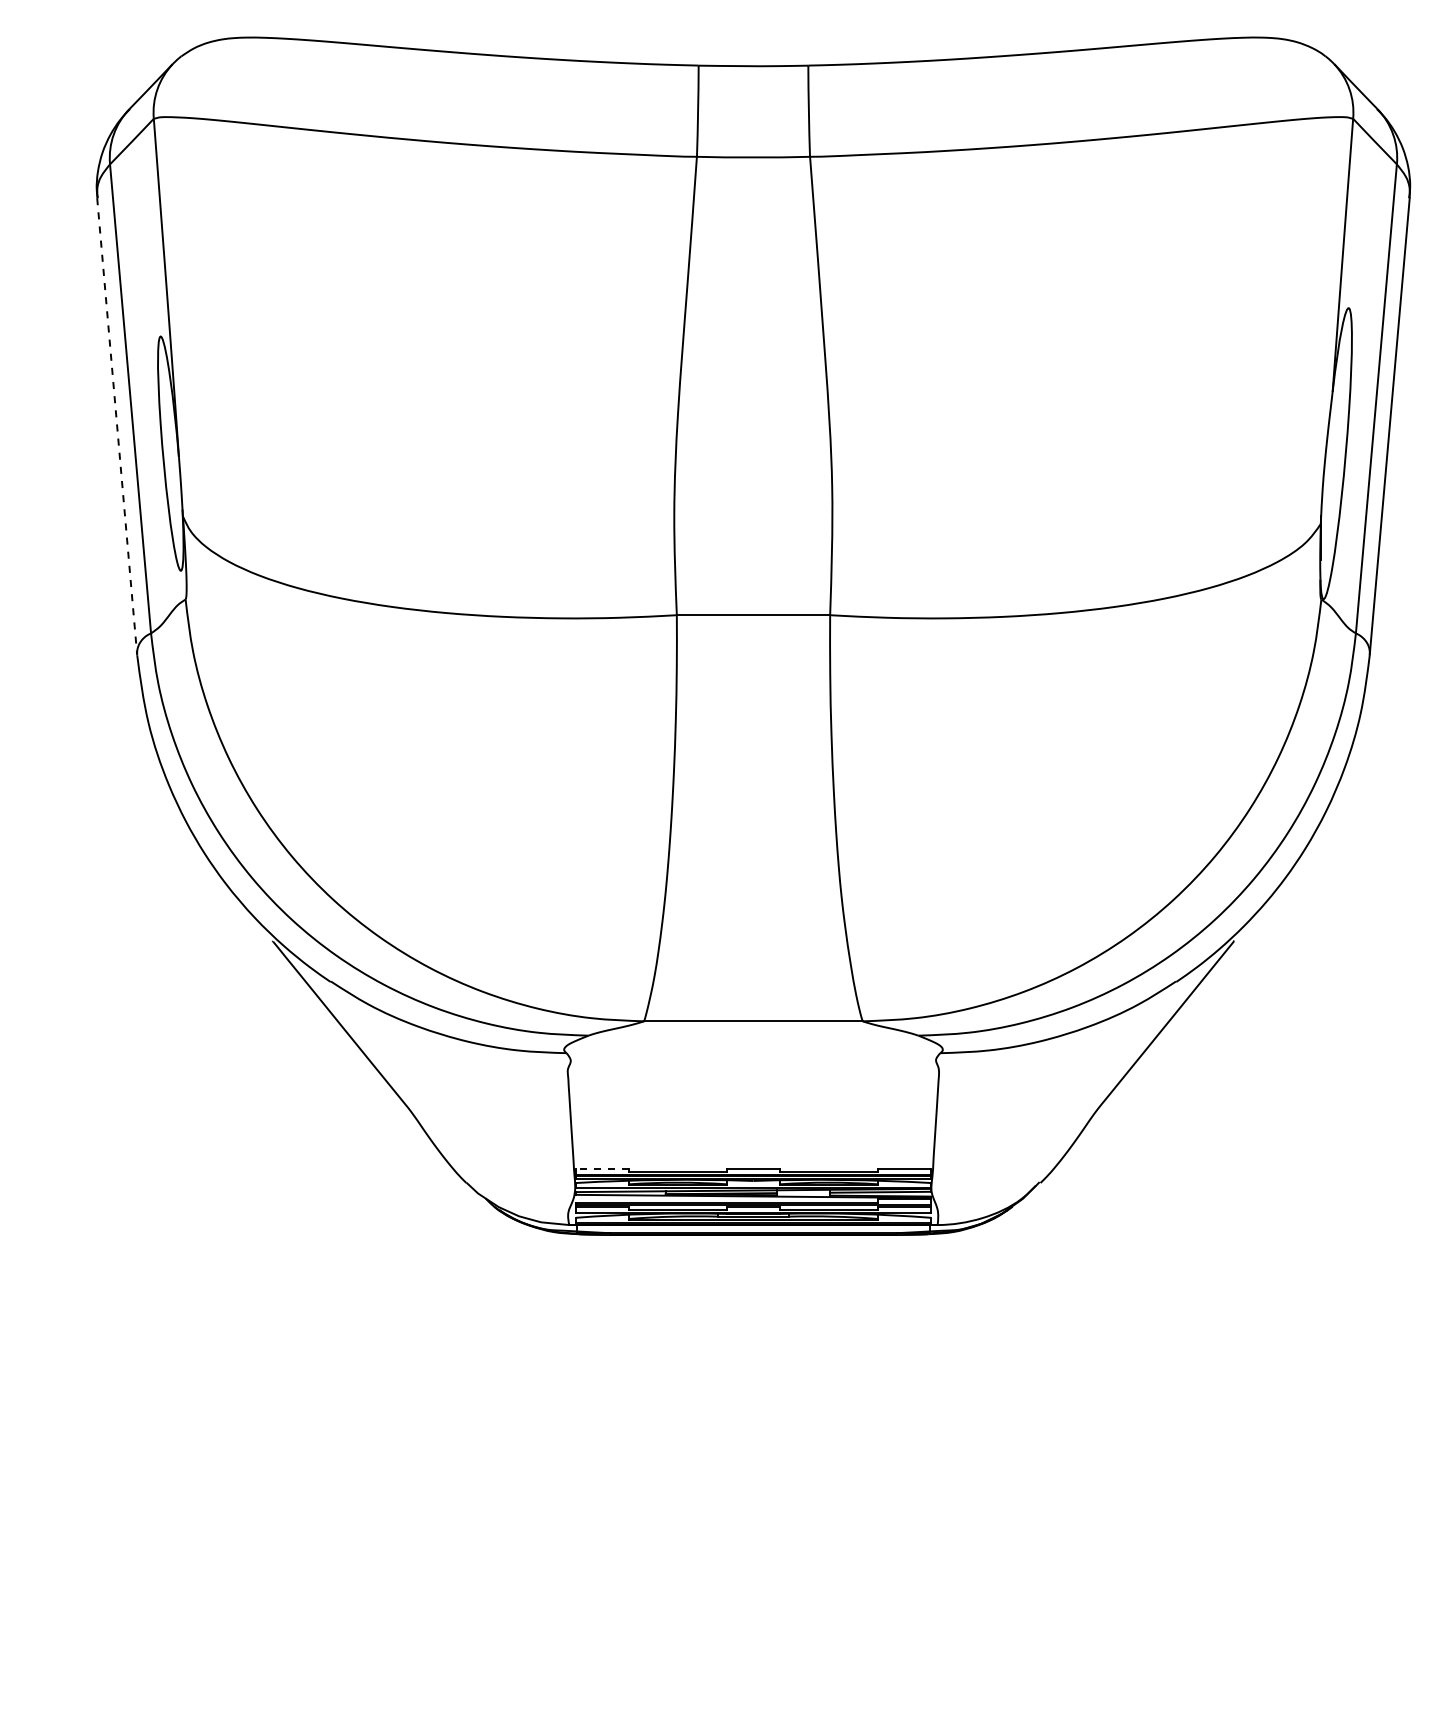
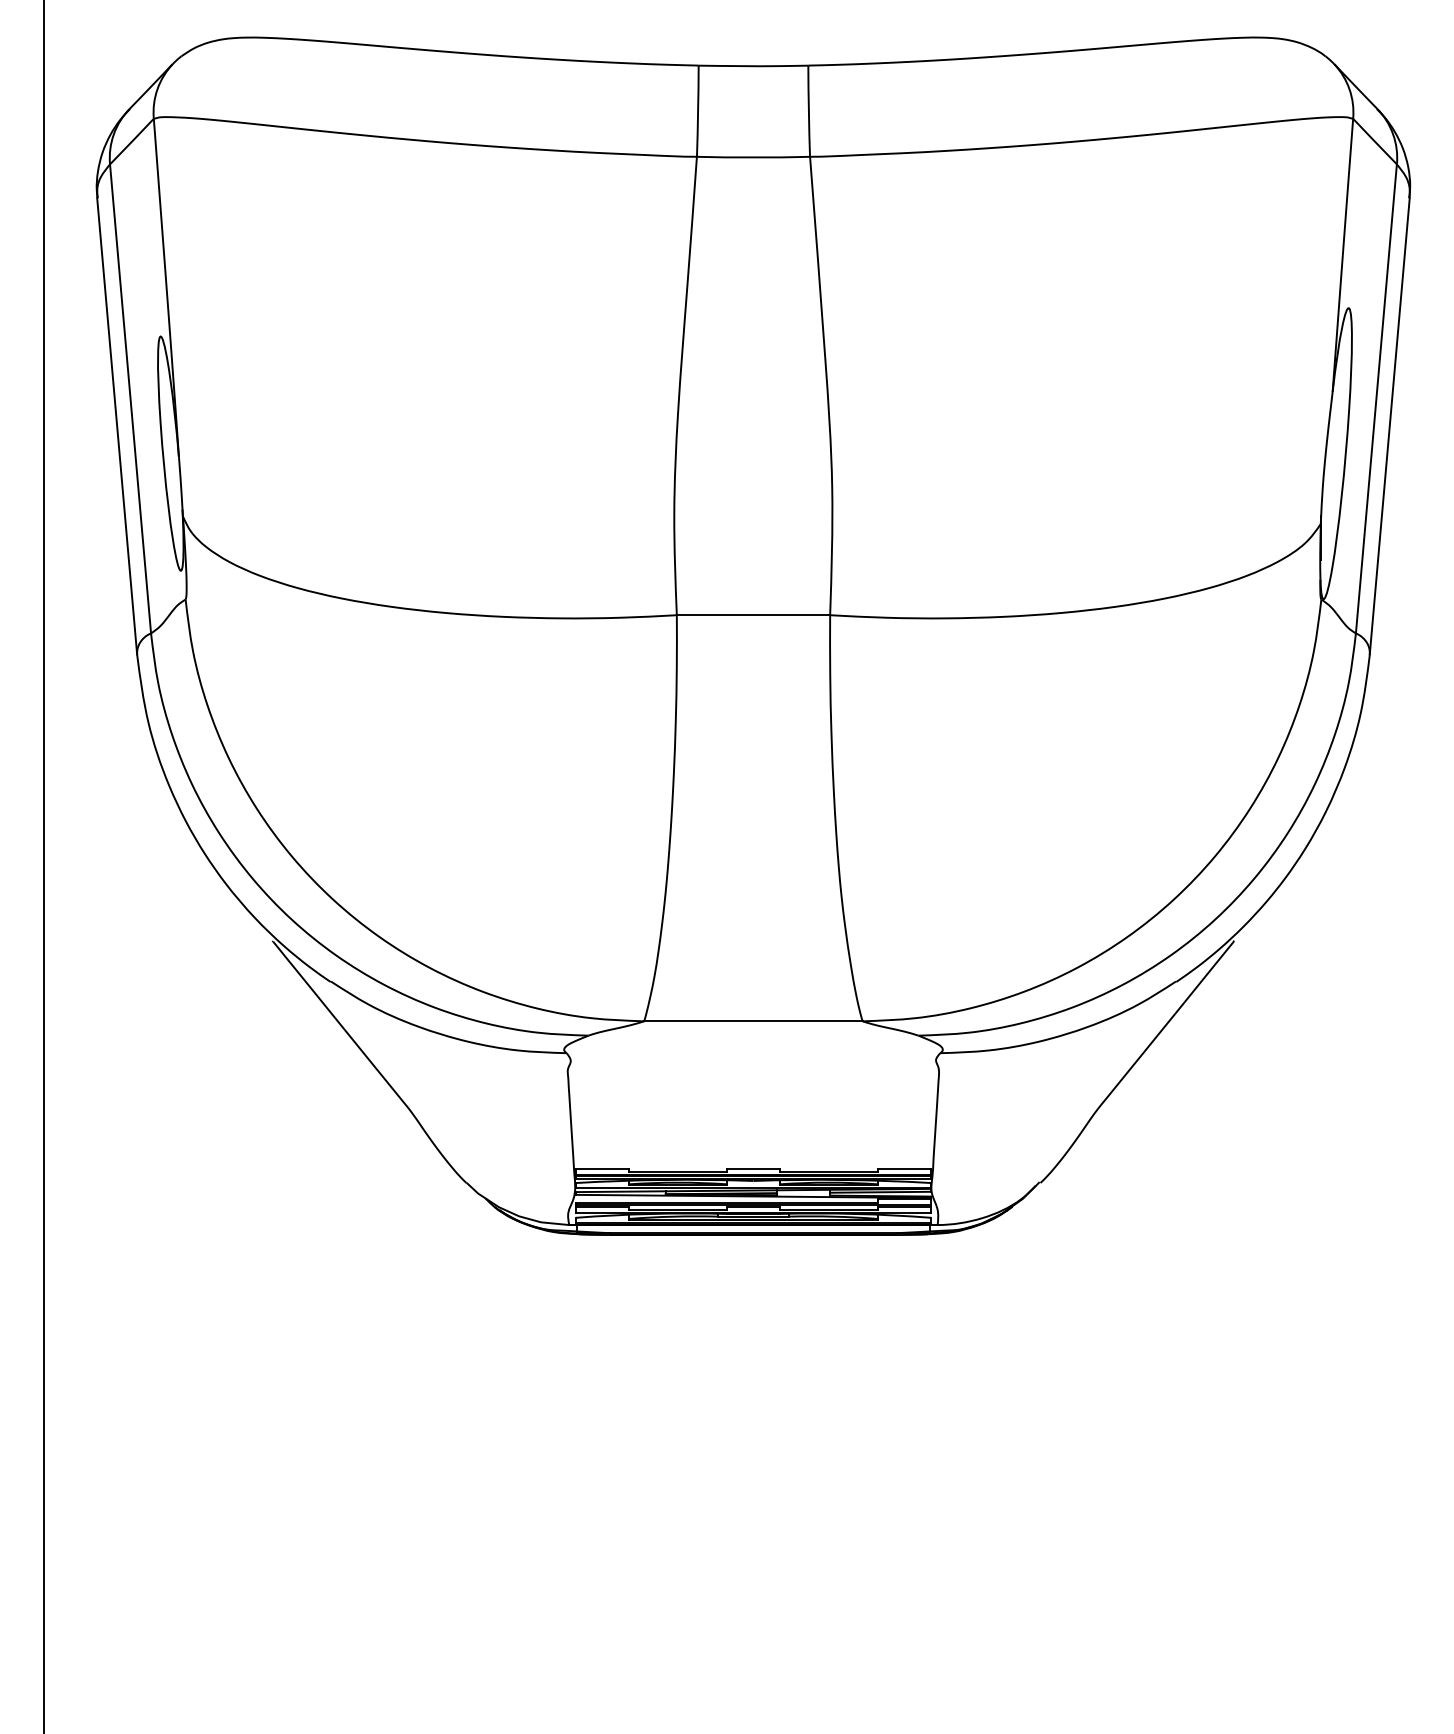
line: dashed -> solid (117, 426)
line: none -> present (43, 866)
line: dashed -> solid (602, 1168)
